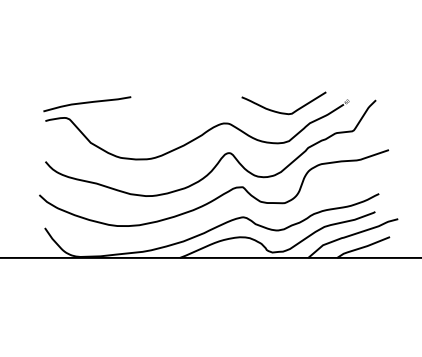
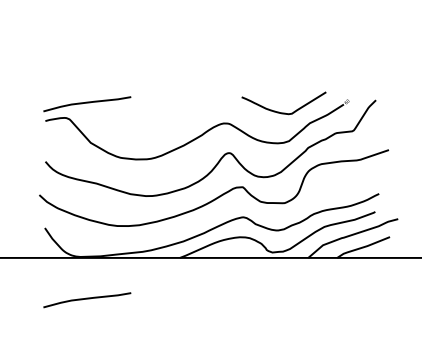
curve: none -> present (87, 299)
